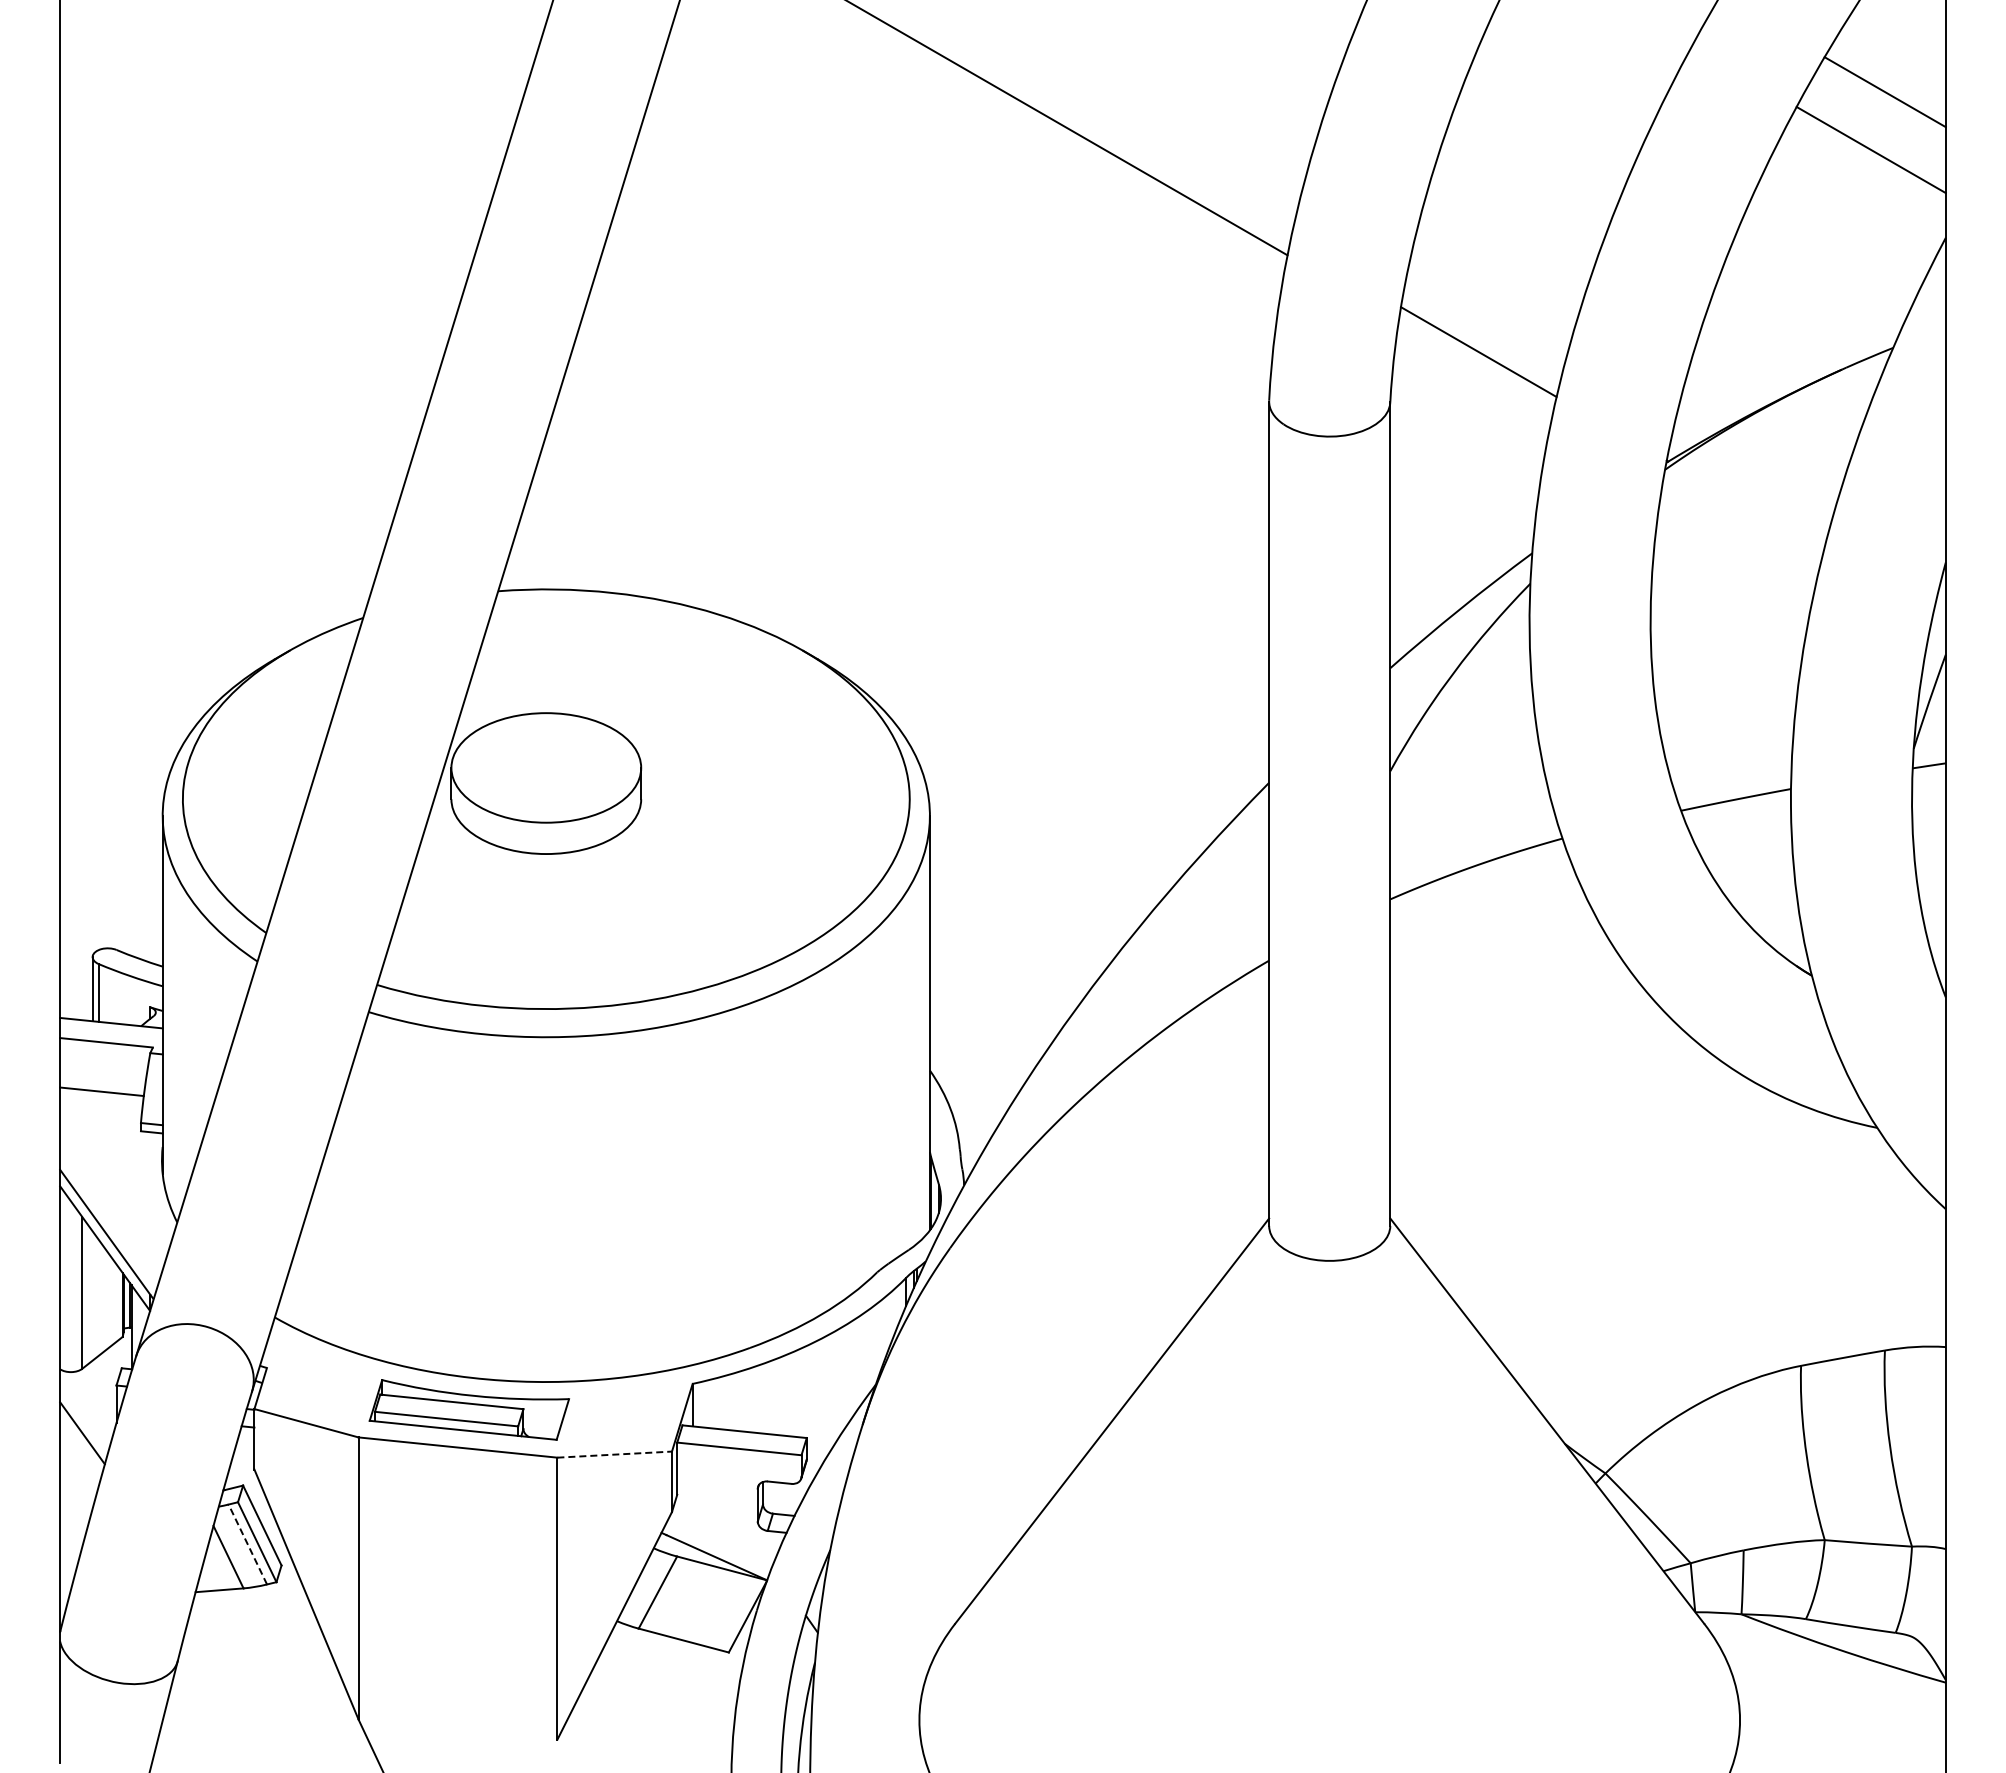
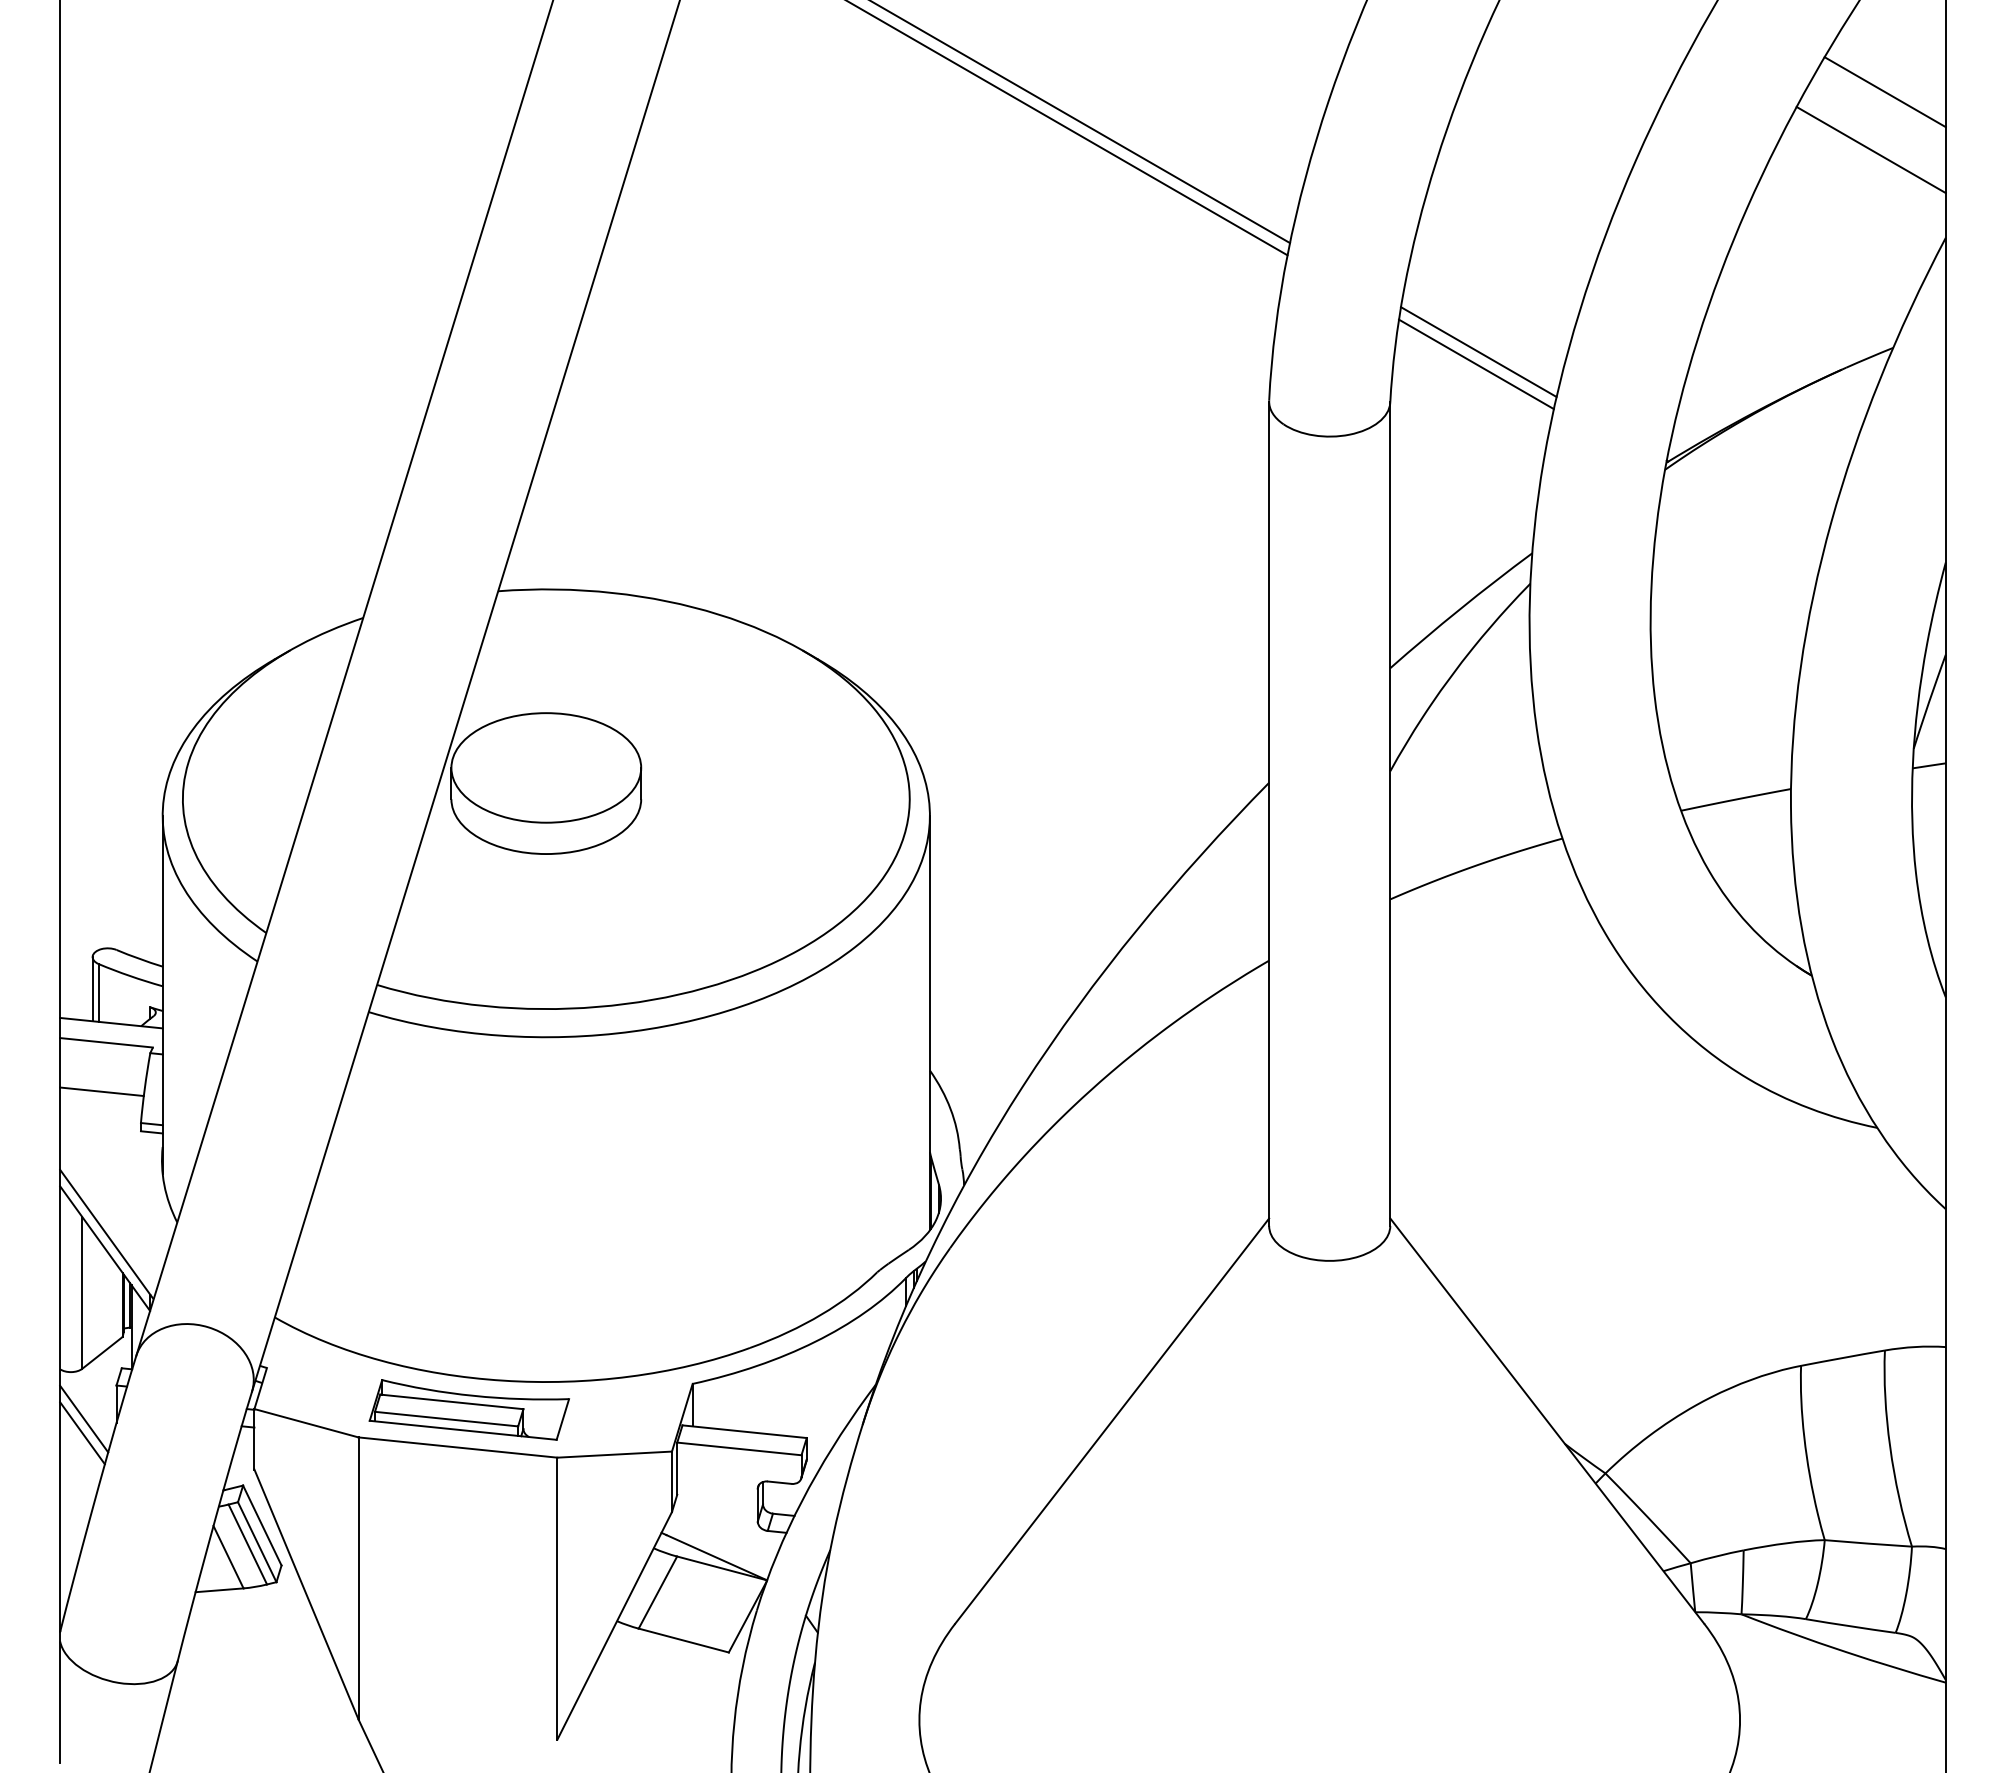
line: none -> present (1080, 122)
line: none -> present (1476, 364)
line: none -> present (84, 1418)
line: dashed -> solid (615, 1454)
line: dashed -> solid (247, 1544)
